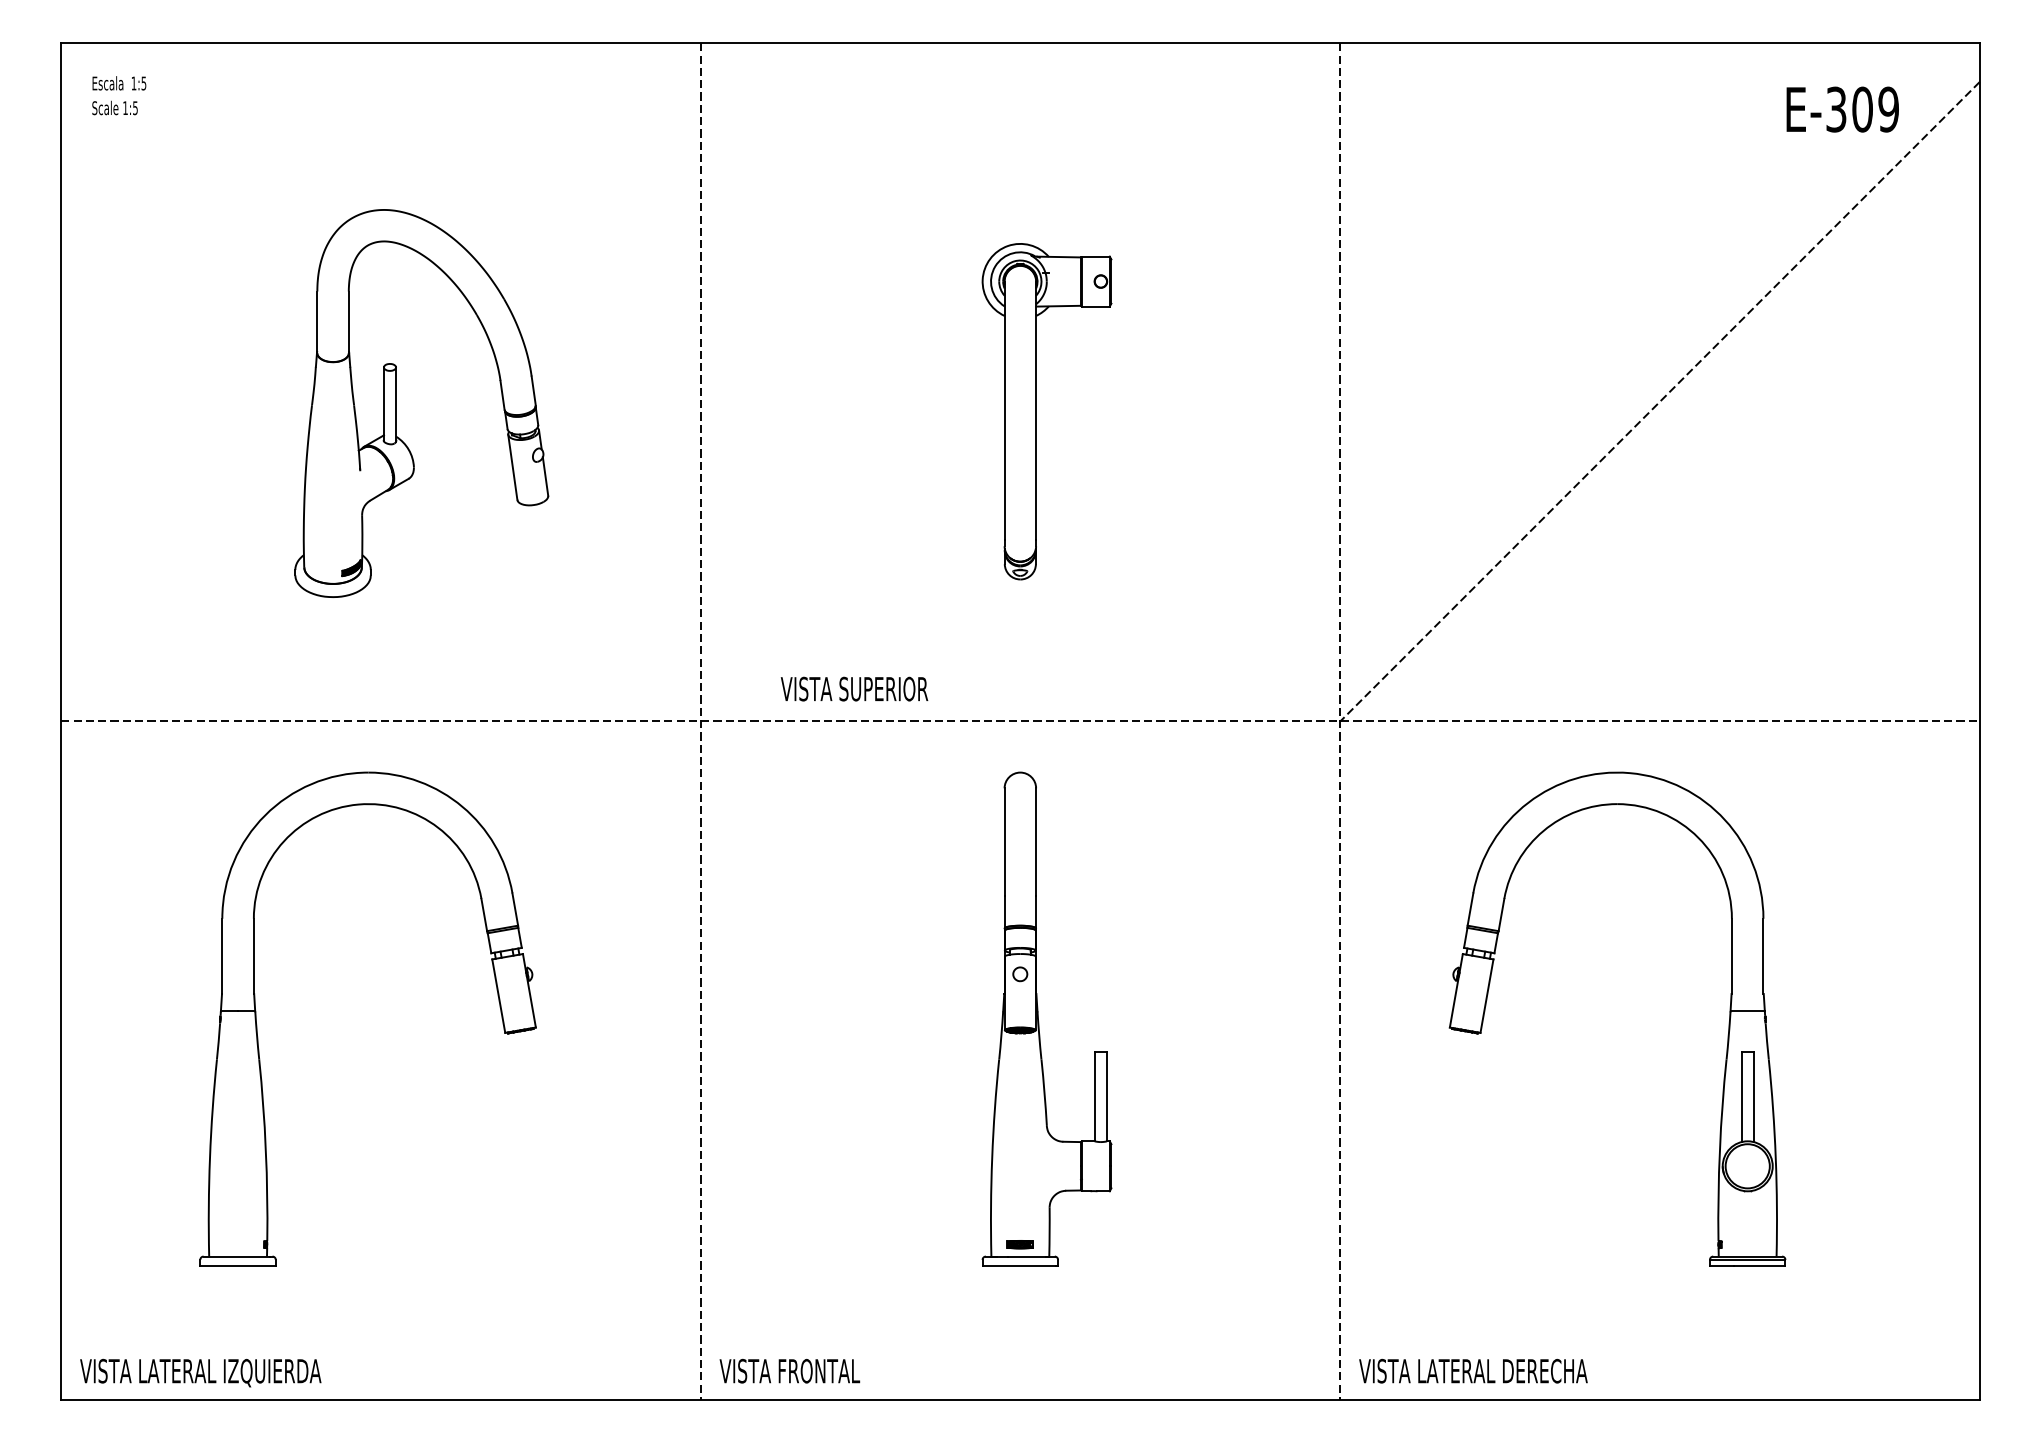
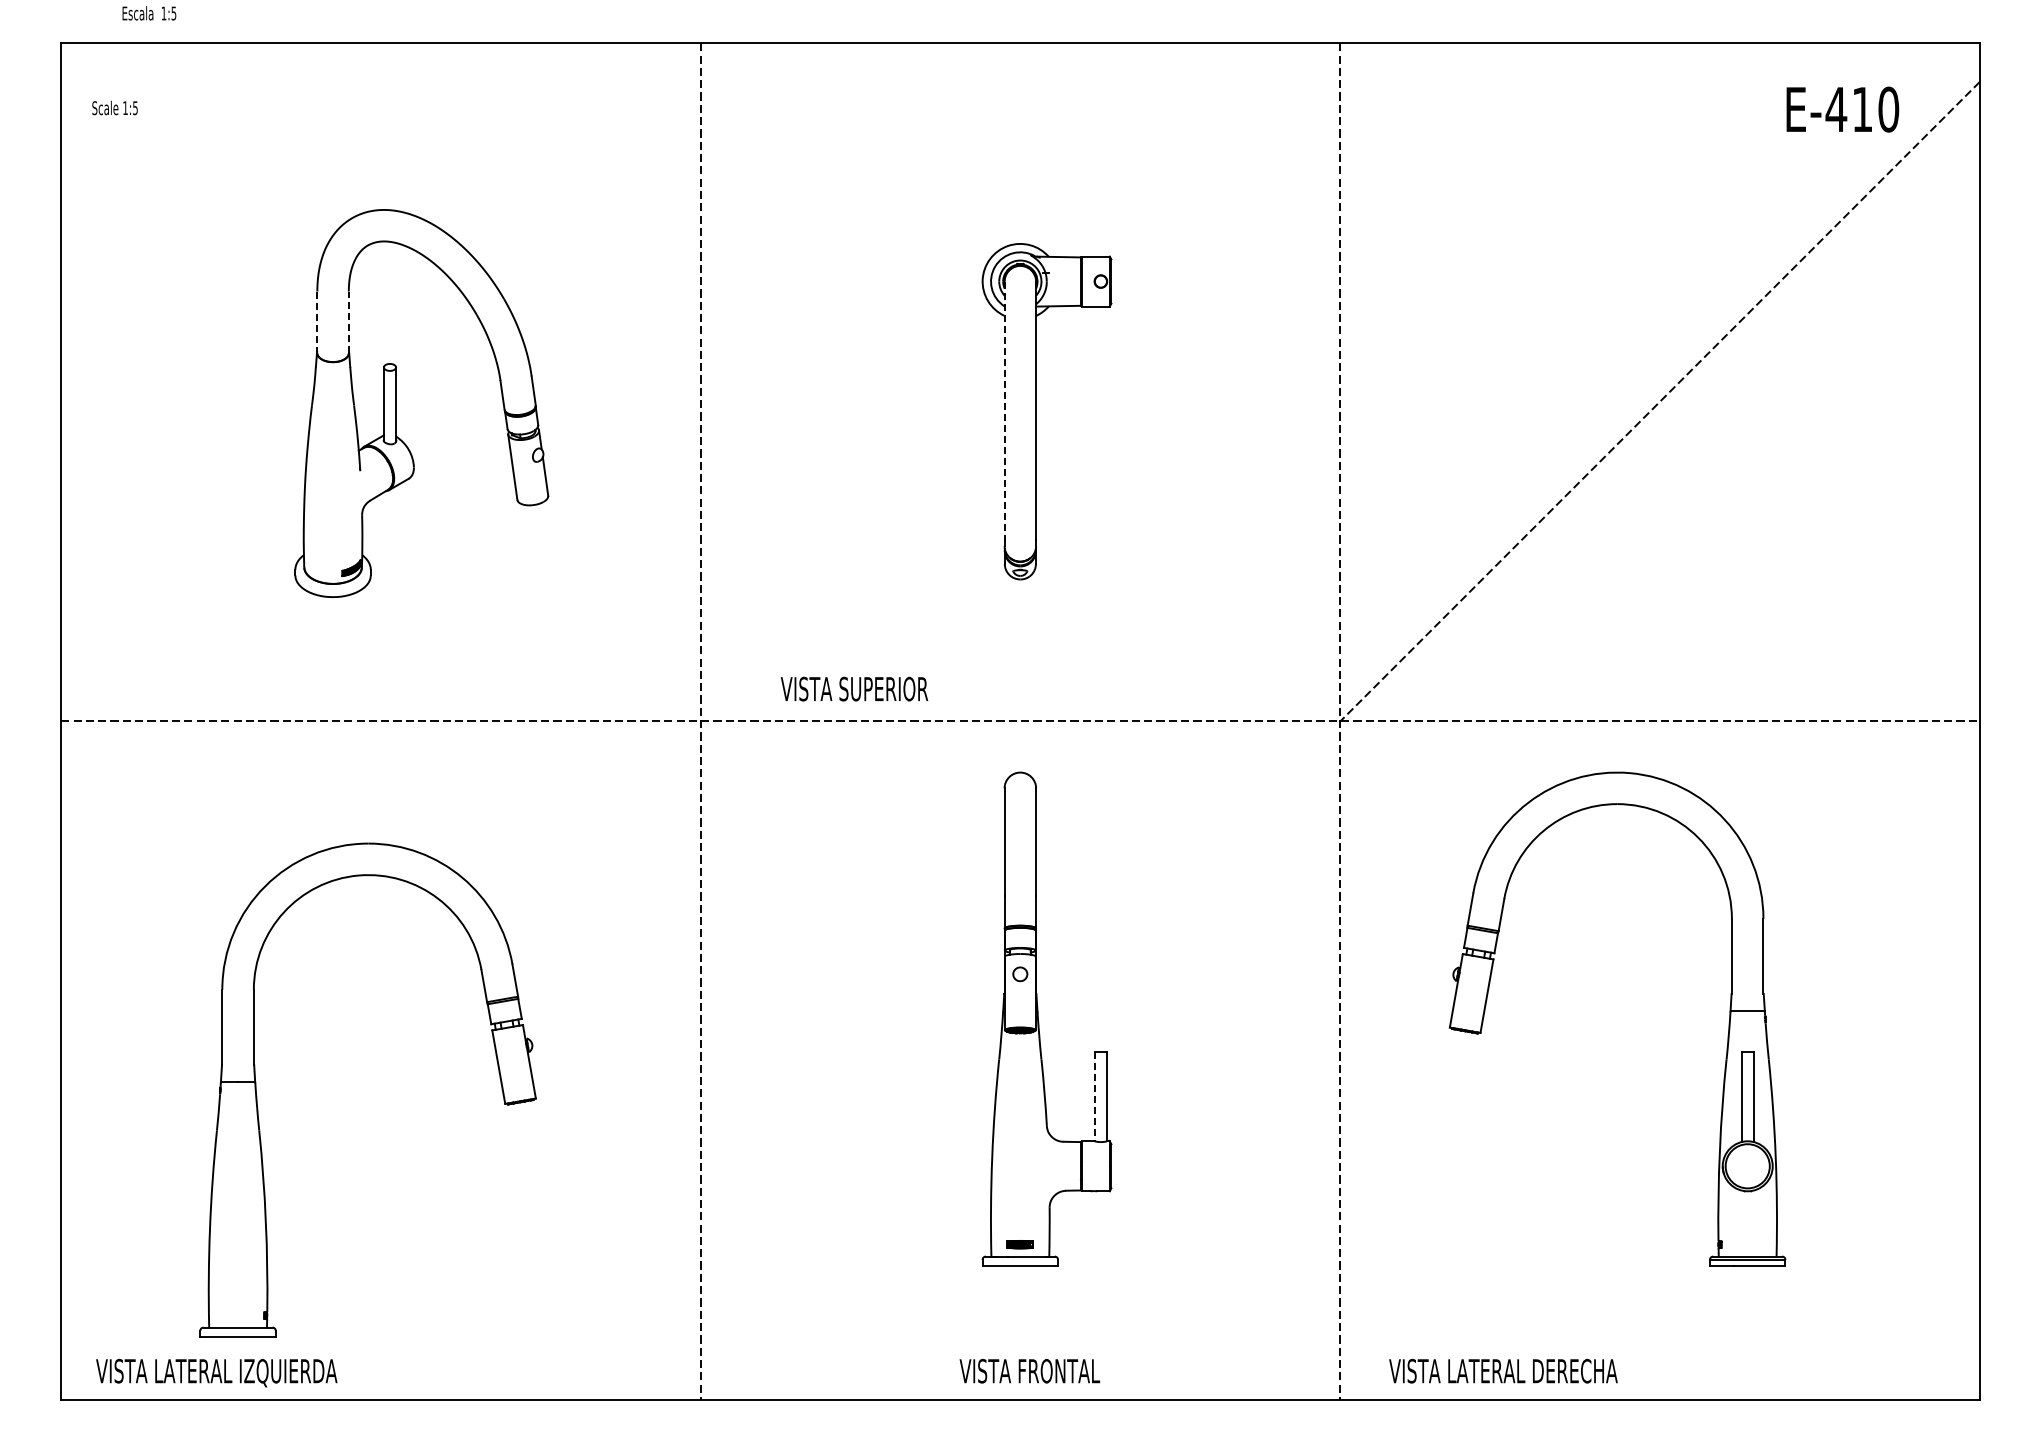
text position: (119, 83) -> (149, 13) (149, 13)
text: E-309 -> E-410 (1862, 109)
line: solid -> dashed (317, 322)
line: solid -> dashed (348, 322)
line: solid -> dashed (1004, 411)
part position: (257, 1024) -> (257, 1095) (257, 1095)
line: solid -> dashed (1094, 1096)
text position: (789, 1370) -> (1029, 1370) (1029, 1370)
text position: (1473, 1370) -> (1503, 1370) (1503, 1370)
text position: (200, 1372) -> (216, 1372) (216, 1372)
